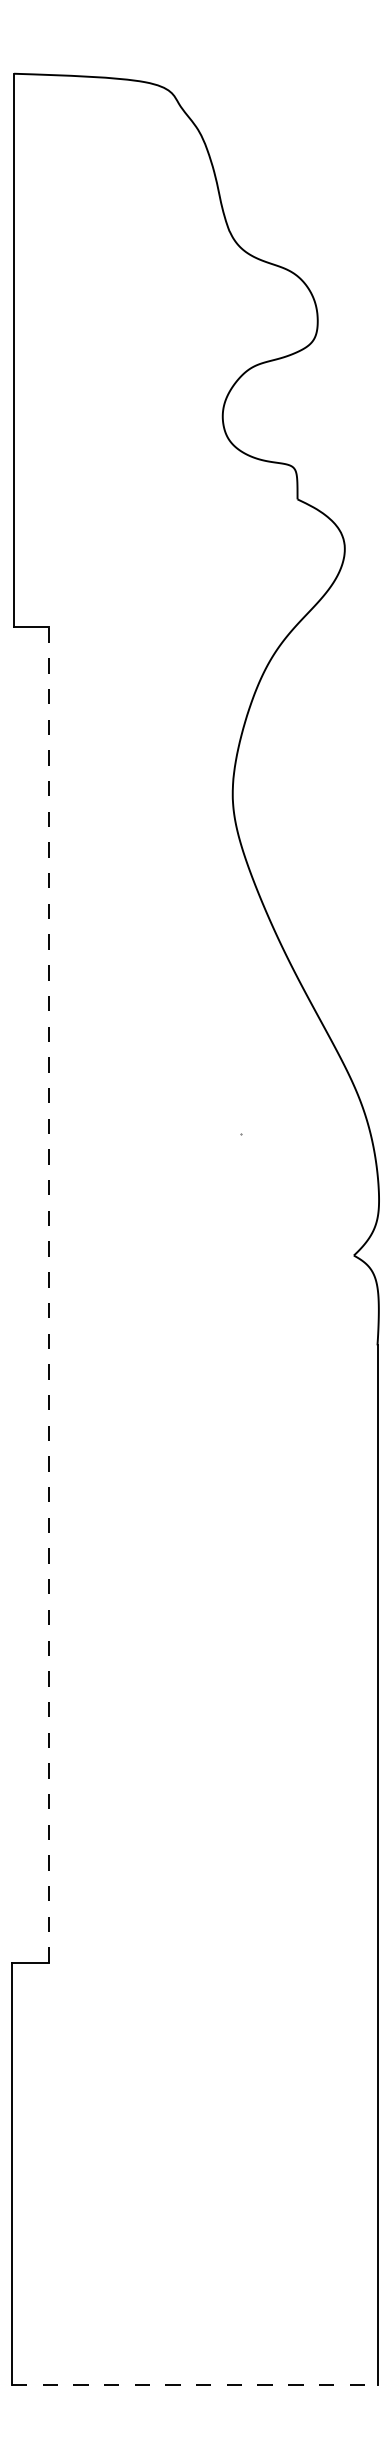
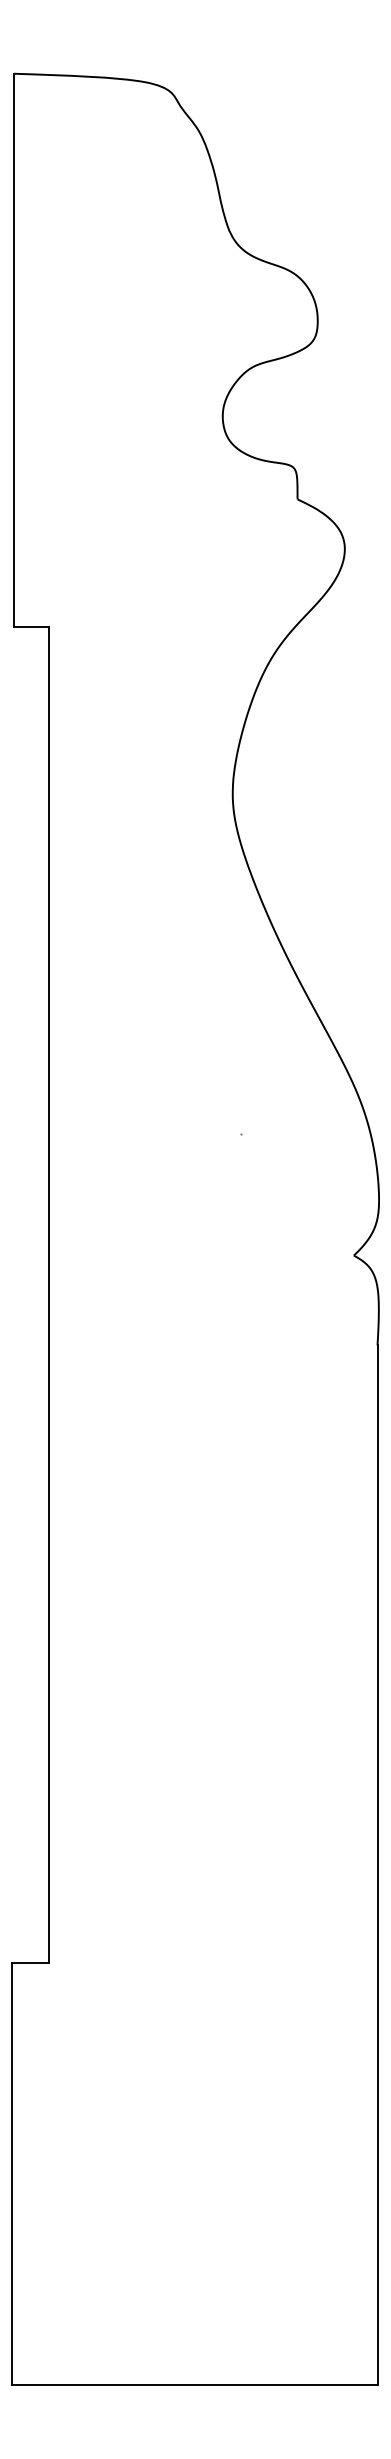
line: dashed -> solid (49, 1294)
line: dashed -> solid (194, 2385)
